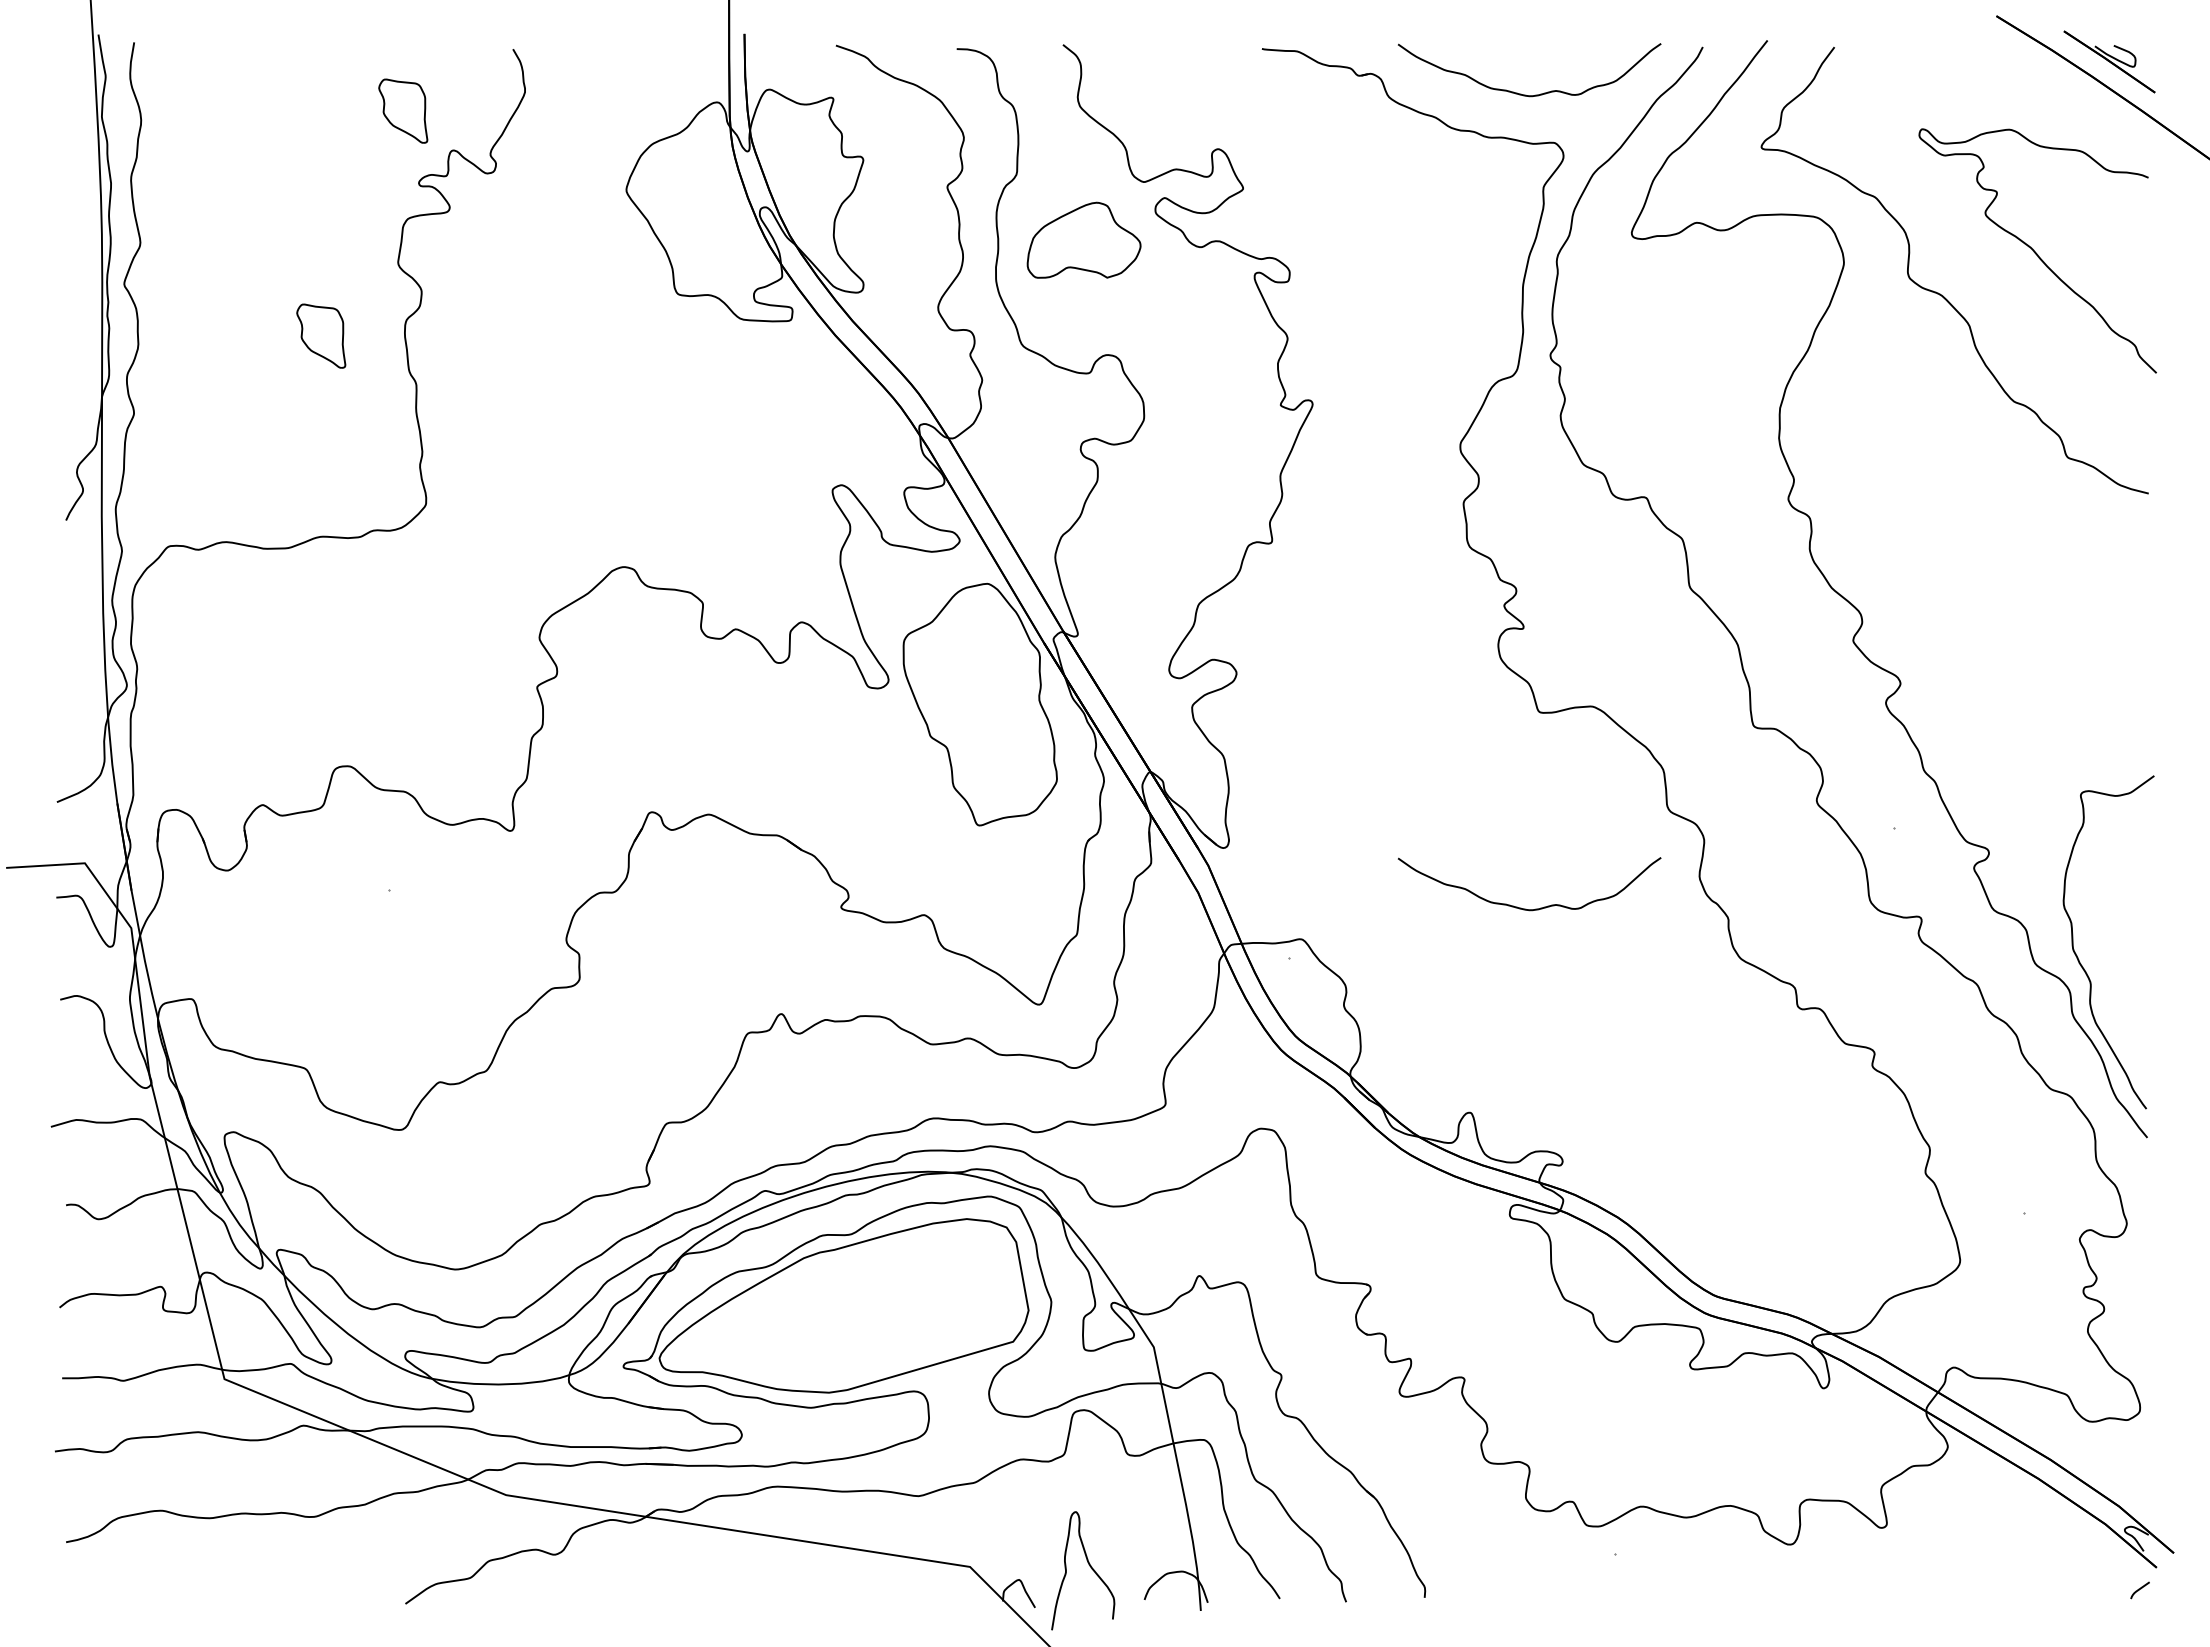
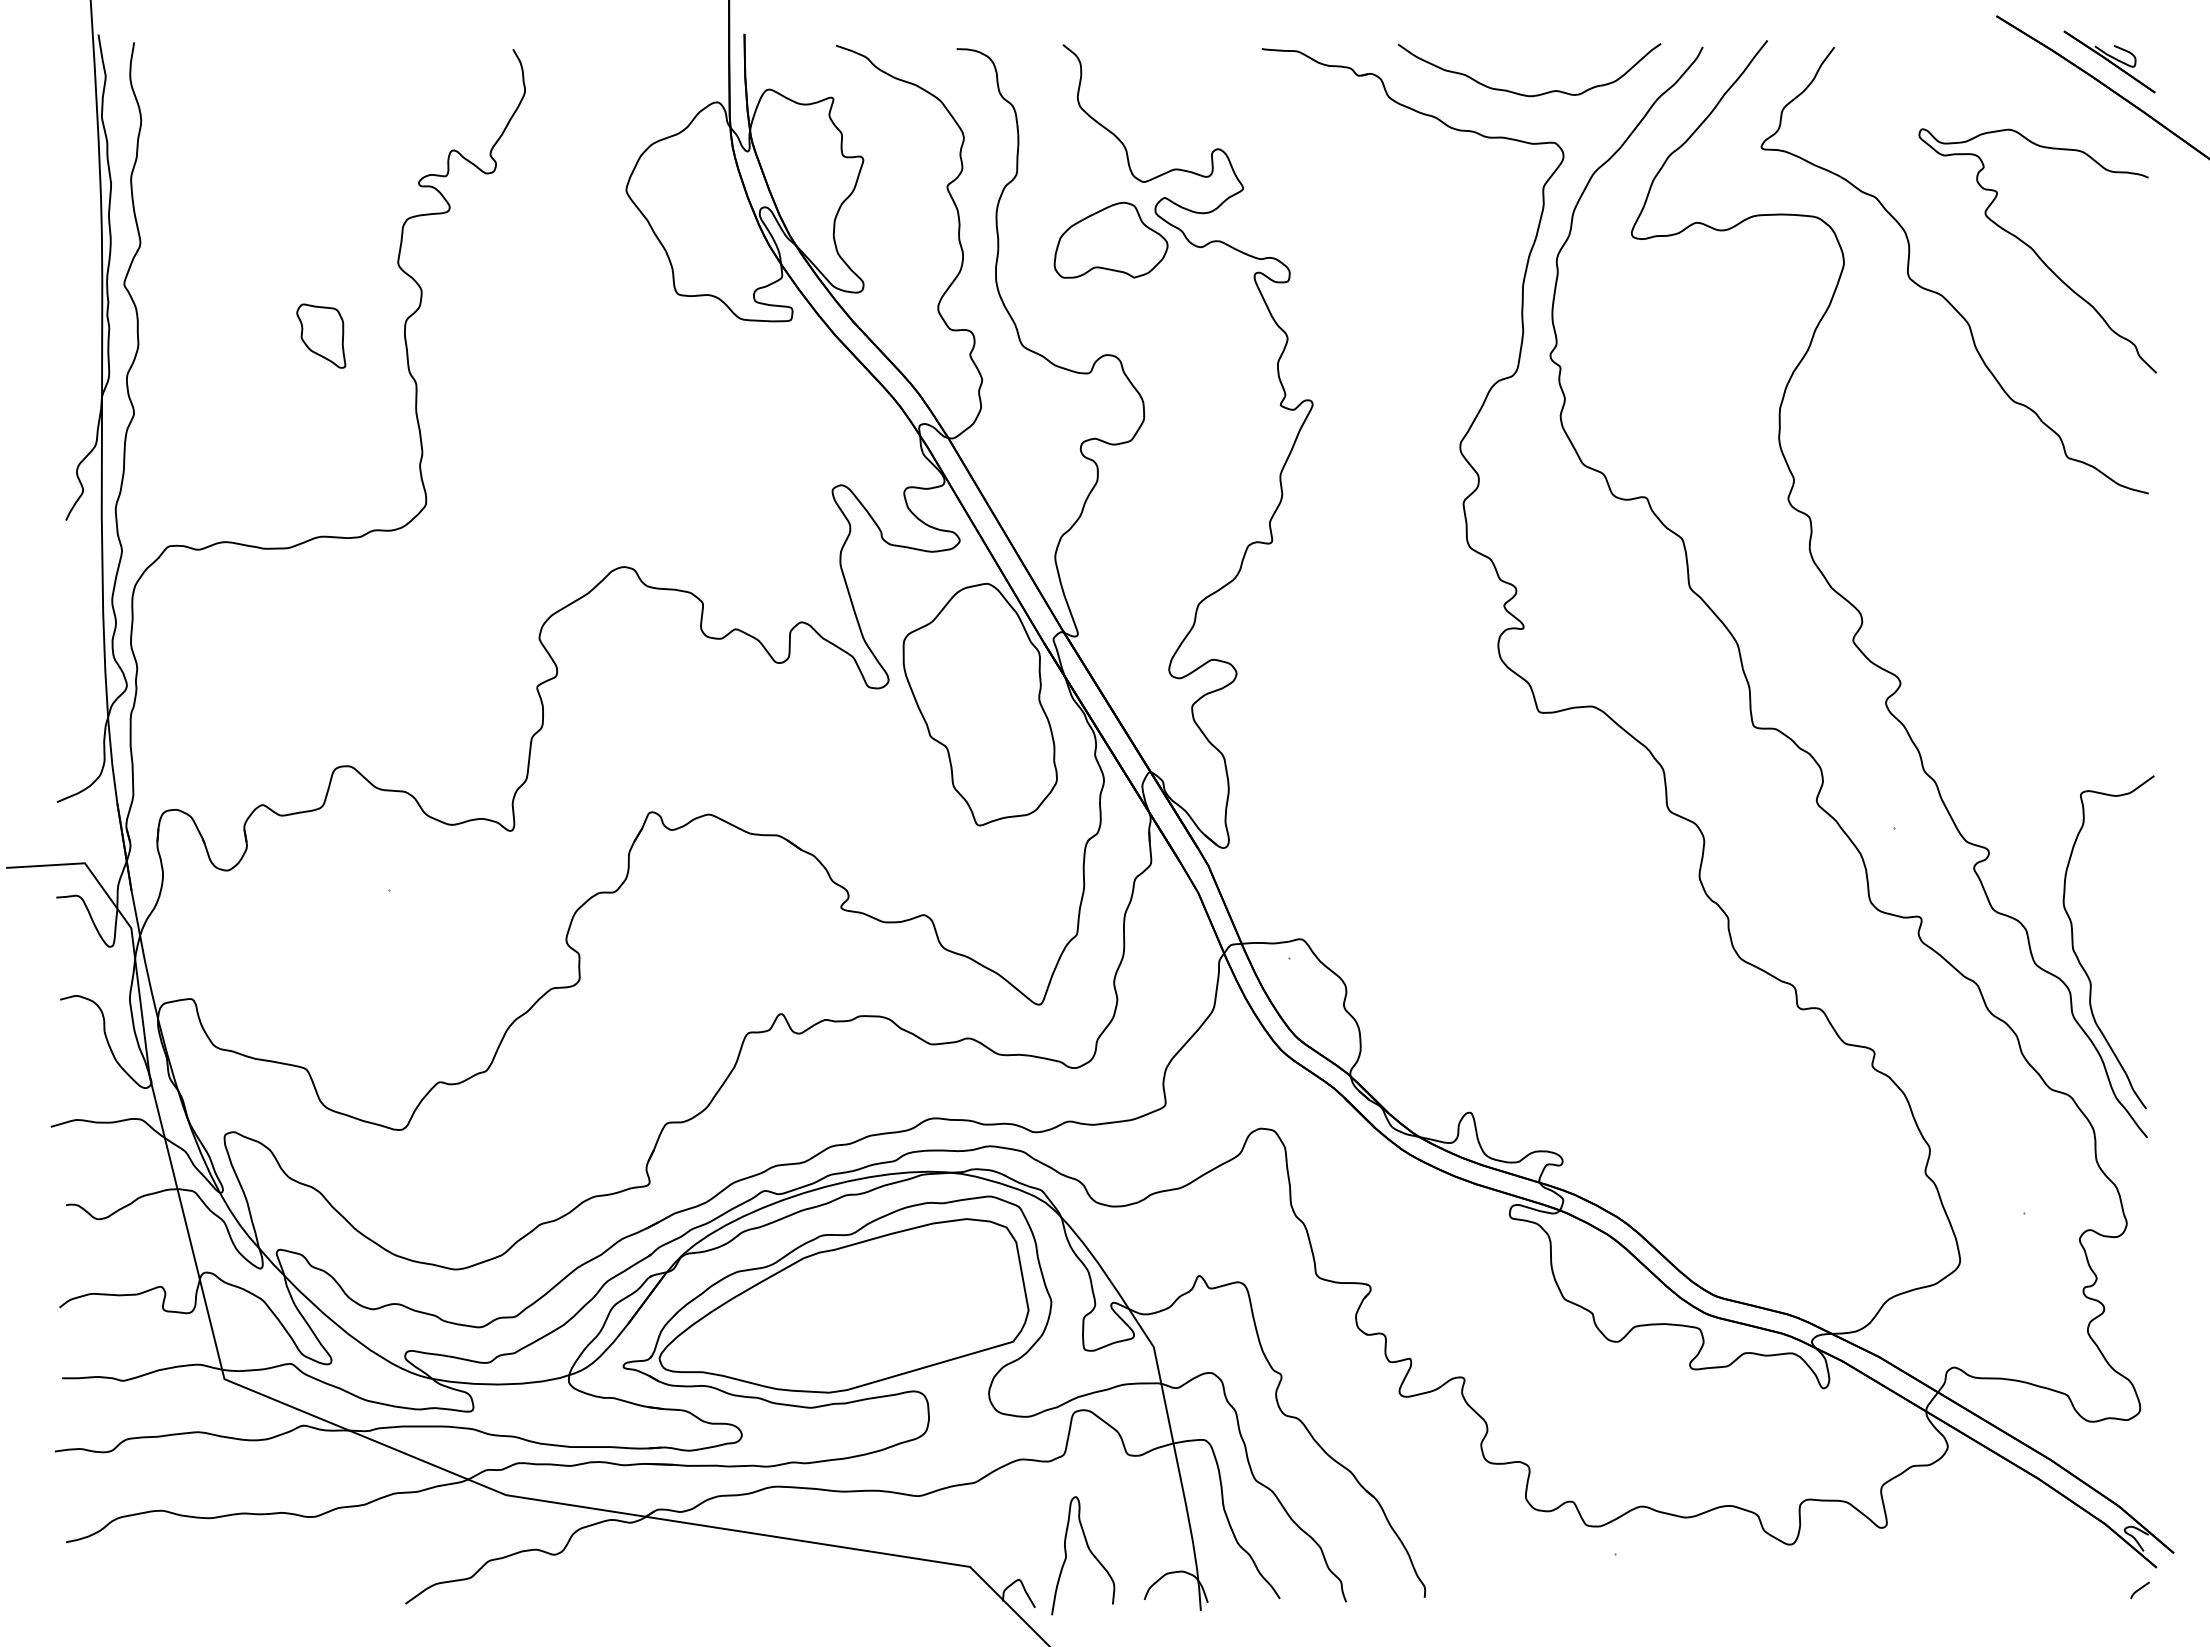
part: present -> none (403, 110)
part position: (1083, 239) -> (1110, 239) (1110, 239)
curve: present -> none (1525, 908)
curve position: (1089, 1566) -> (1089, 1551) (1089, 1551)
